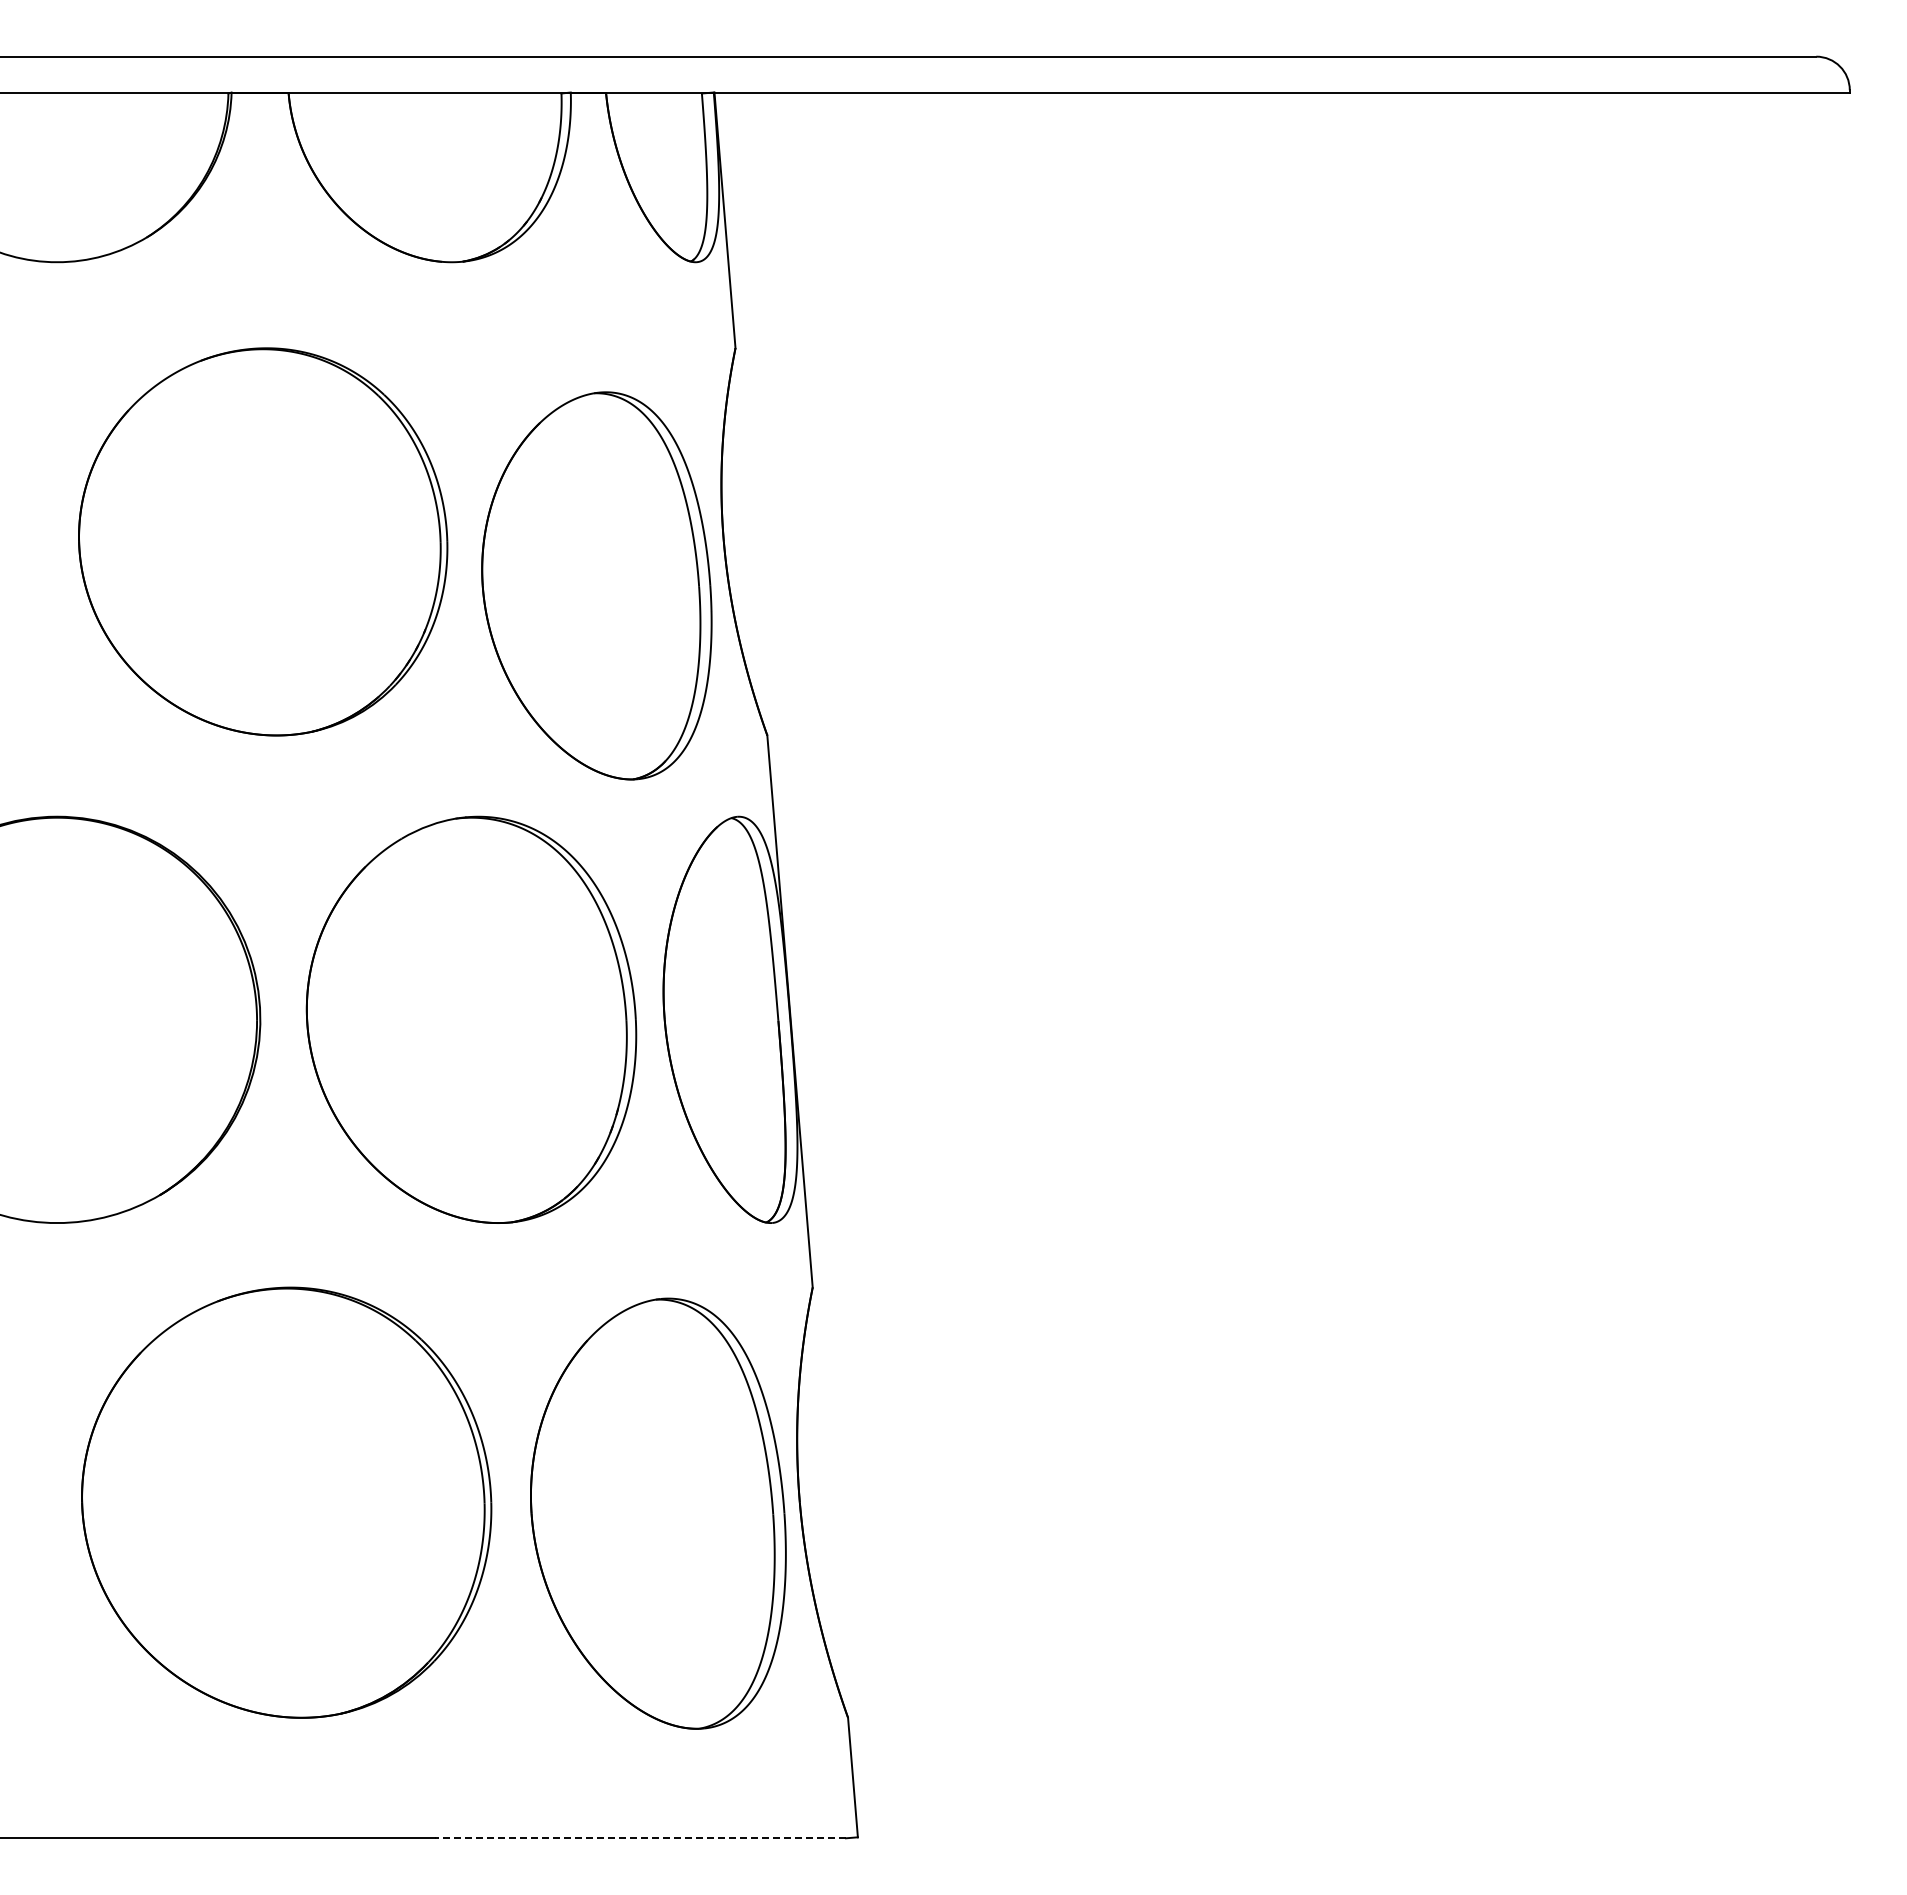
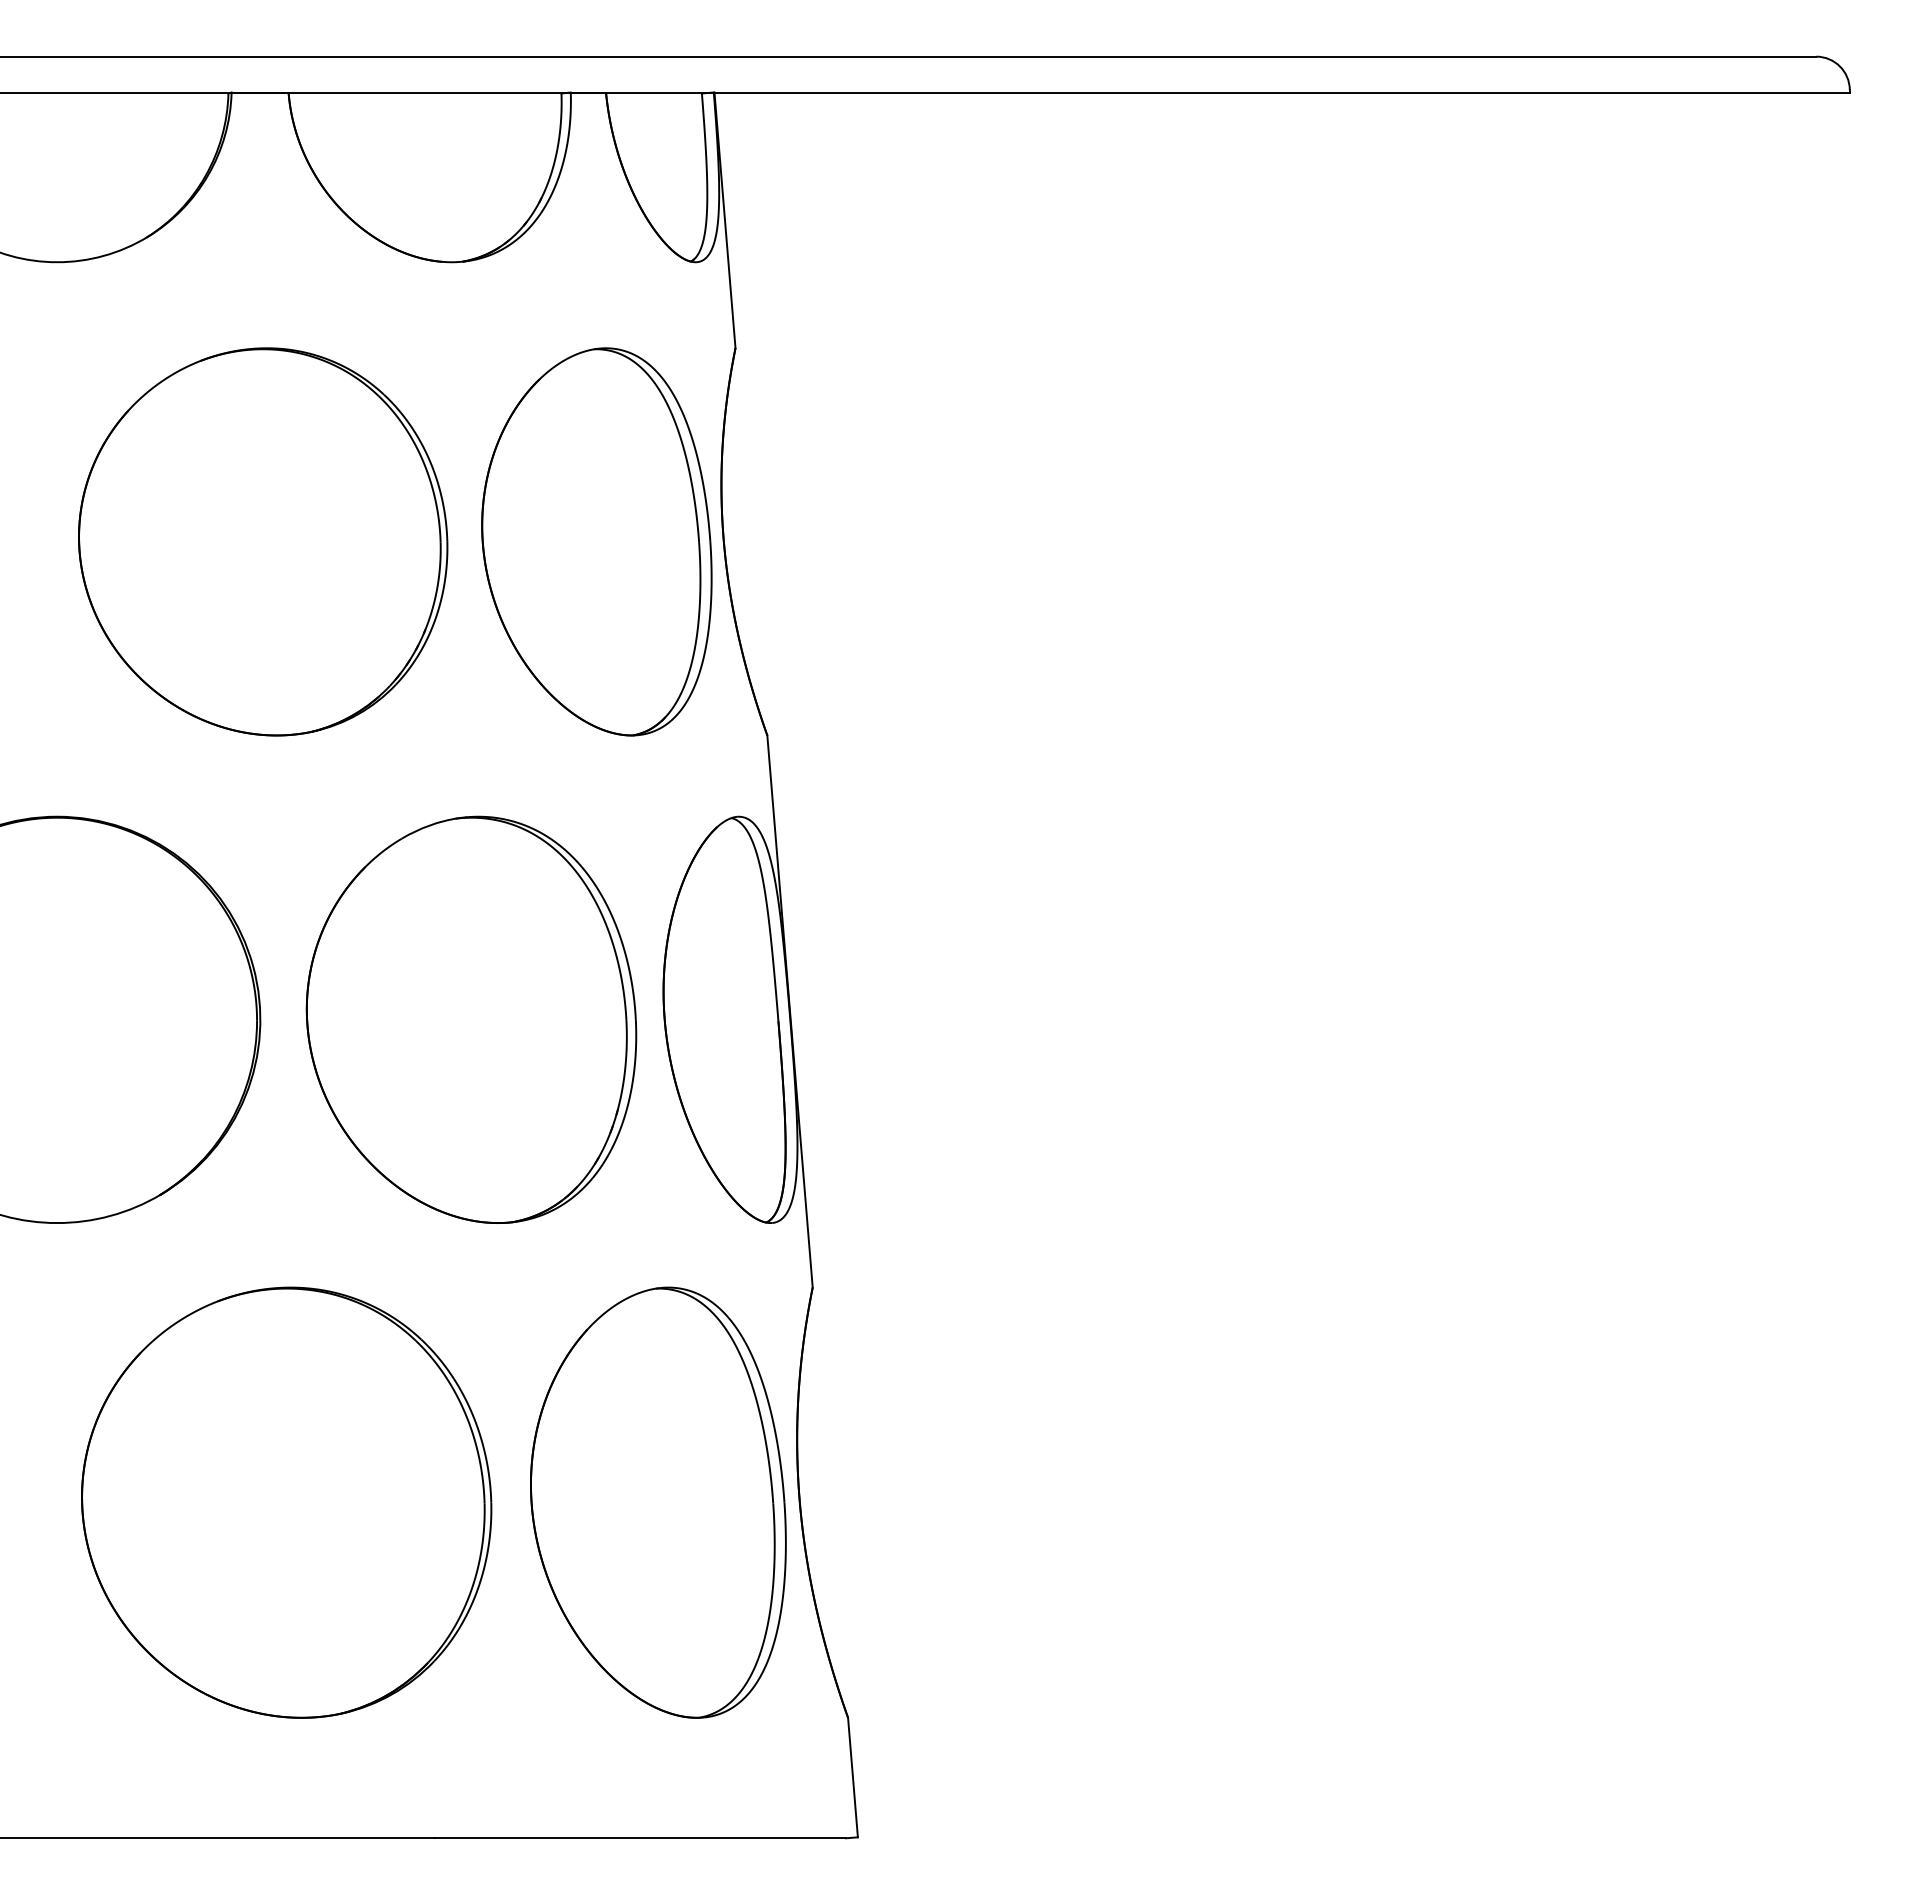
part position: (596, 585) -> (596, 541) (596, 541)
part position: (658, 1513) -> (658, 1502) (658, 1502)
line: dashed -> solid (640, 1838)
